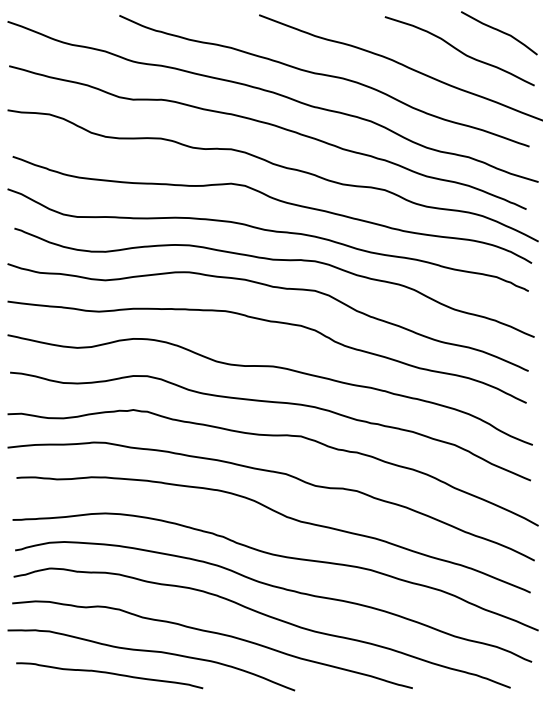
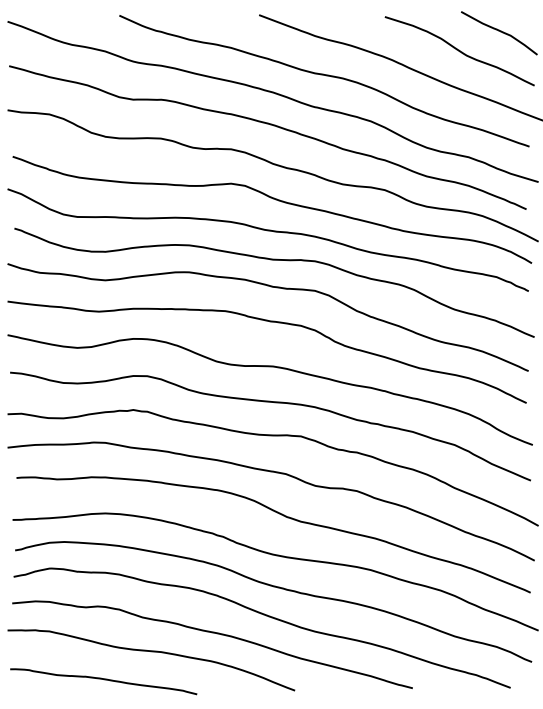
curve position: (110, 674) -> (104, 680) (104, 680)
